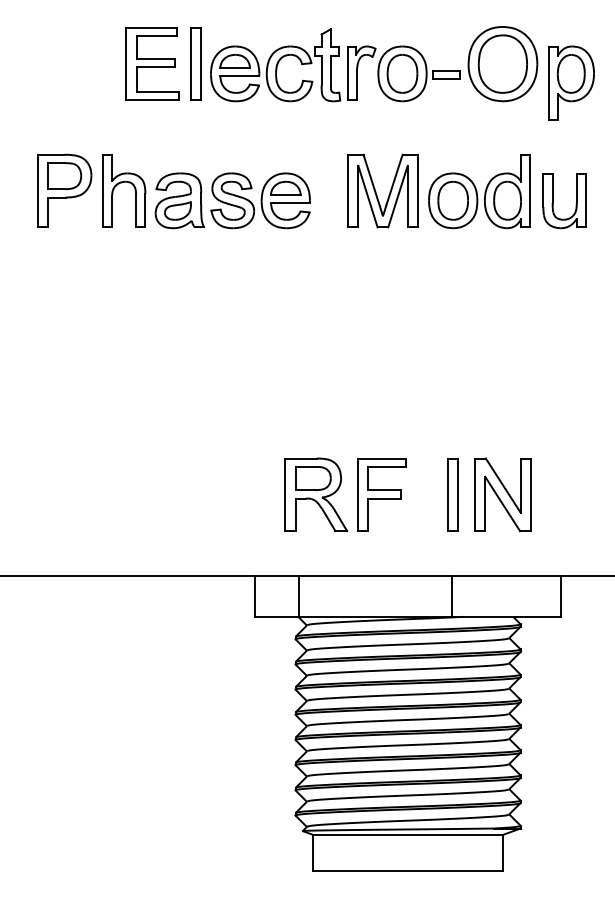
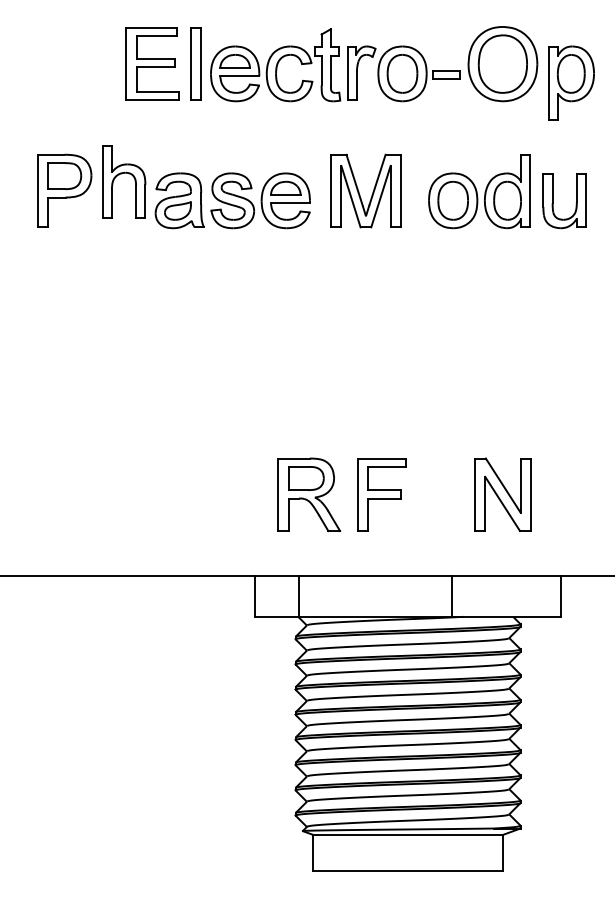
part position: (122, 183) -> (122, 174) (122, 174)
part position: (376, 191) -> (359, 191) (359, 191)
part position: (316, 494) -> (309, 494) (309, 494)
part: present -> none (452, 494)
